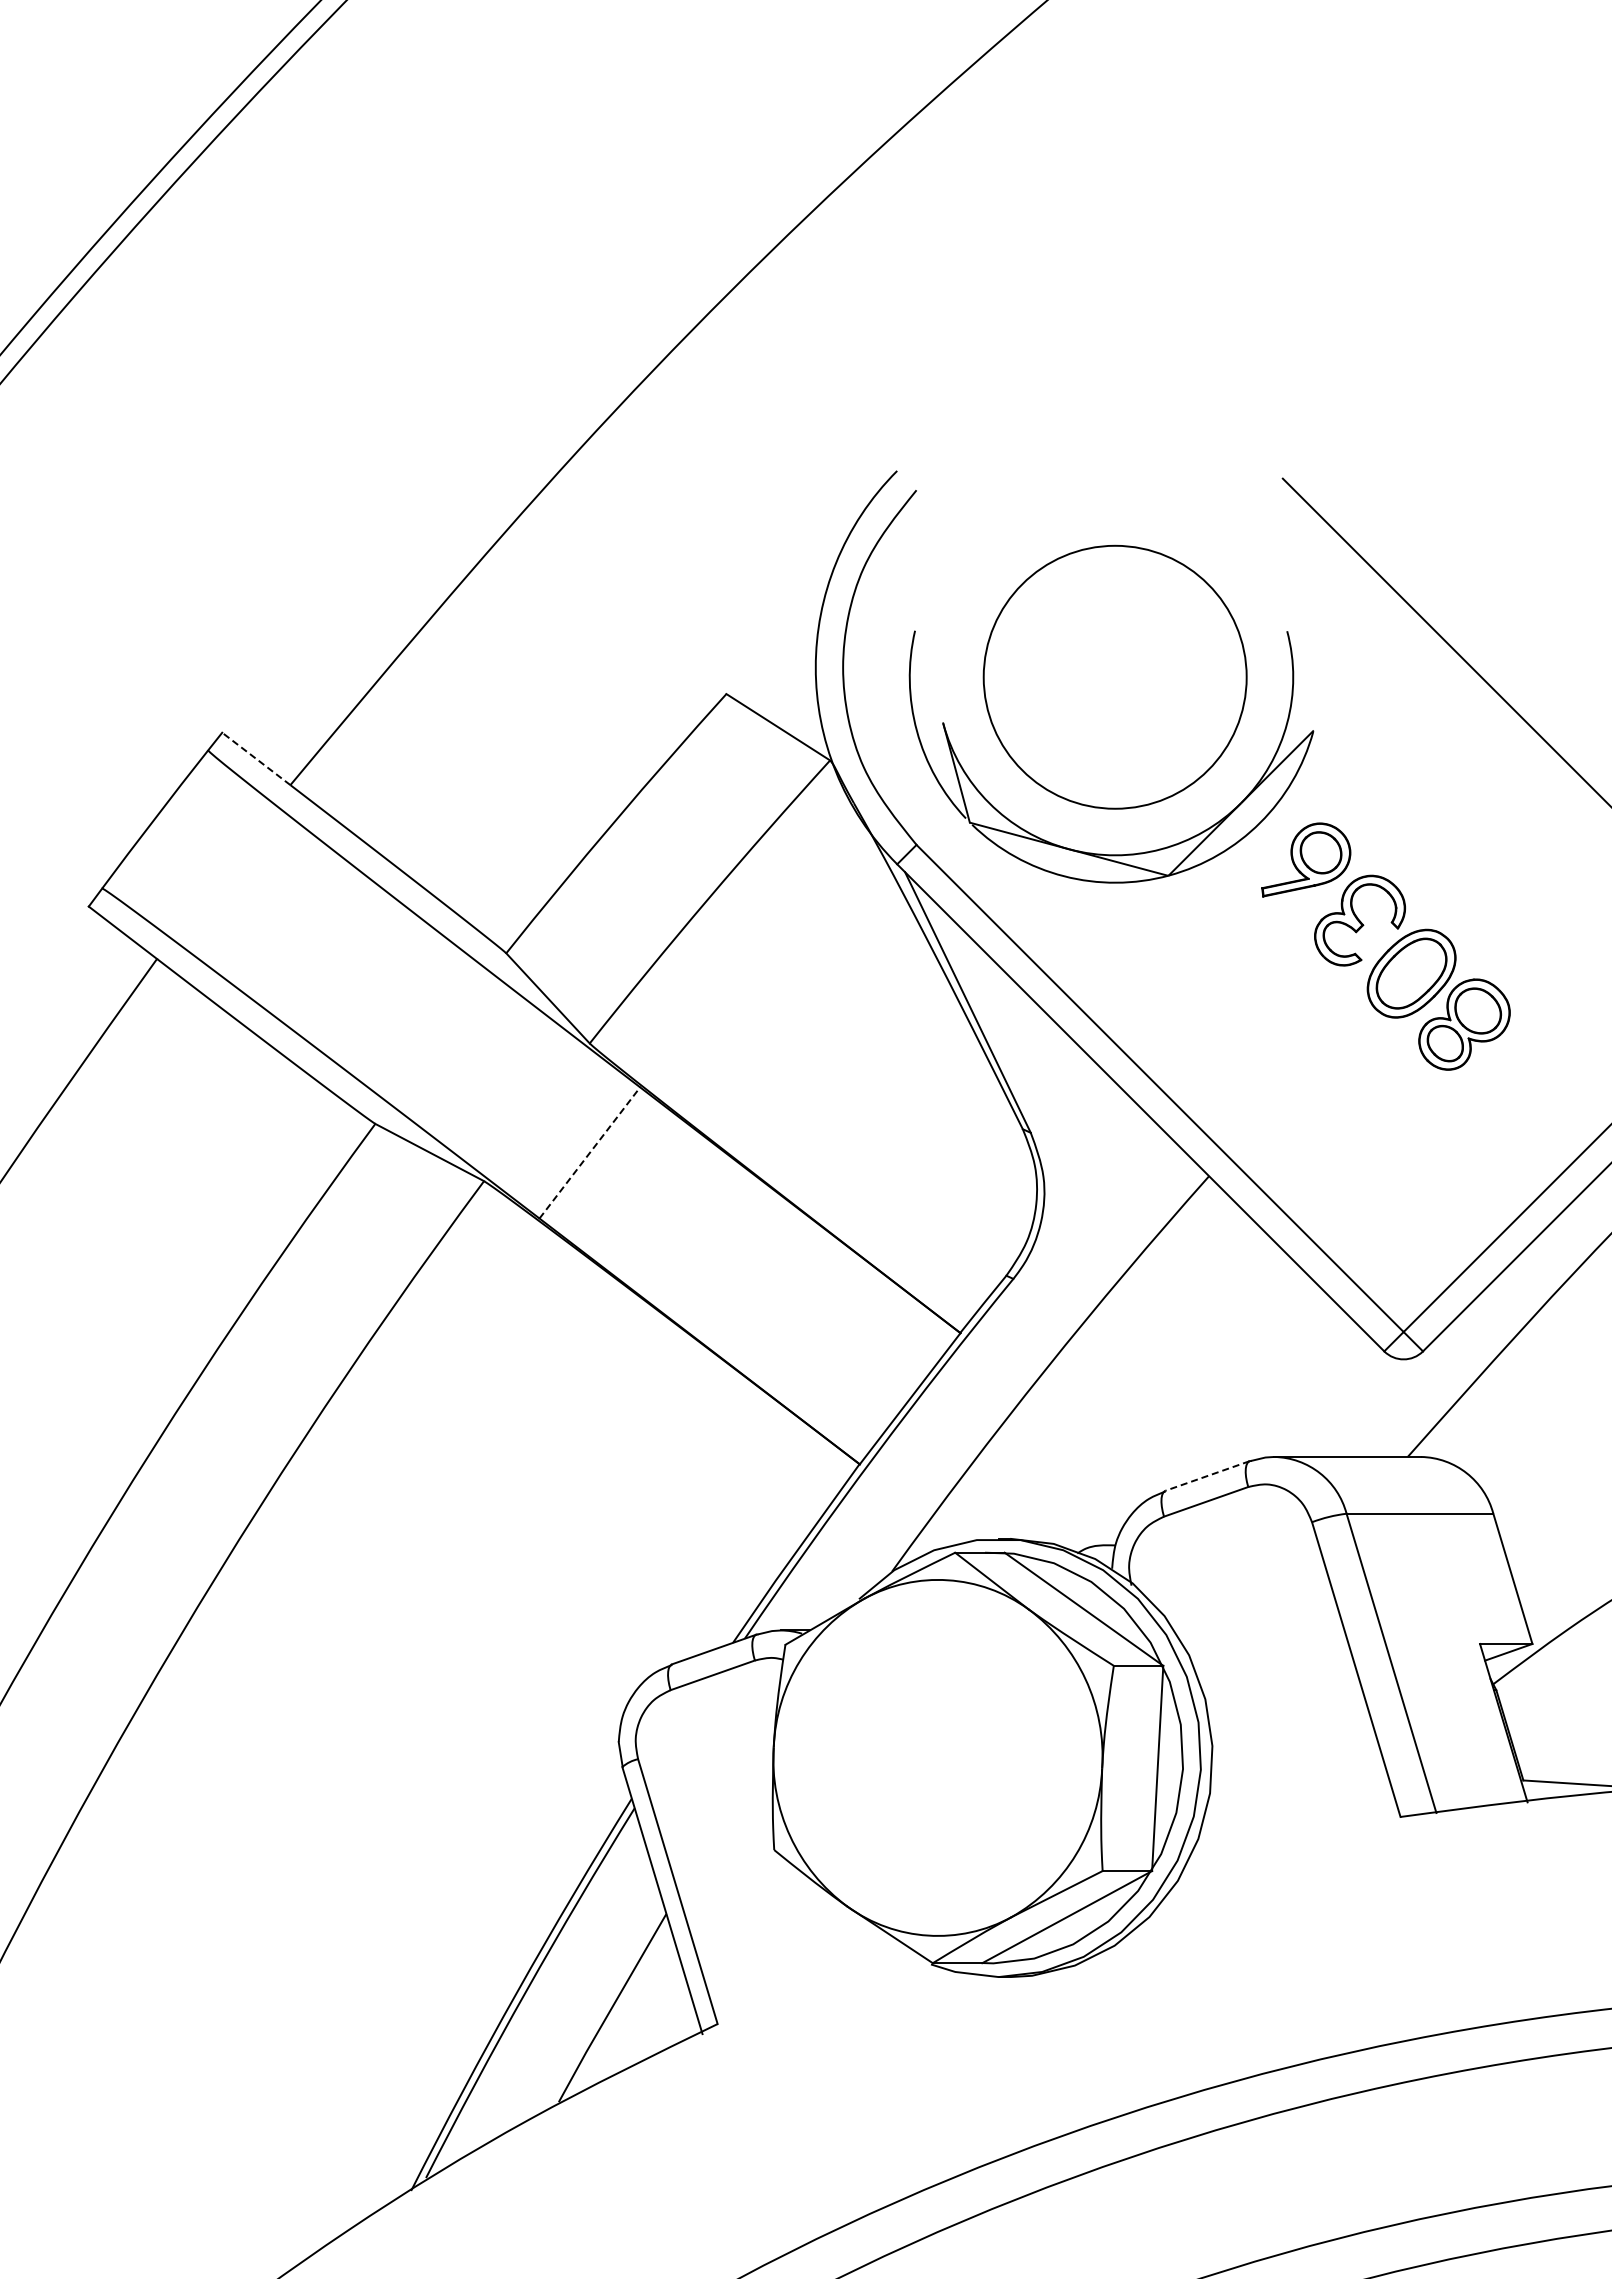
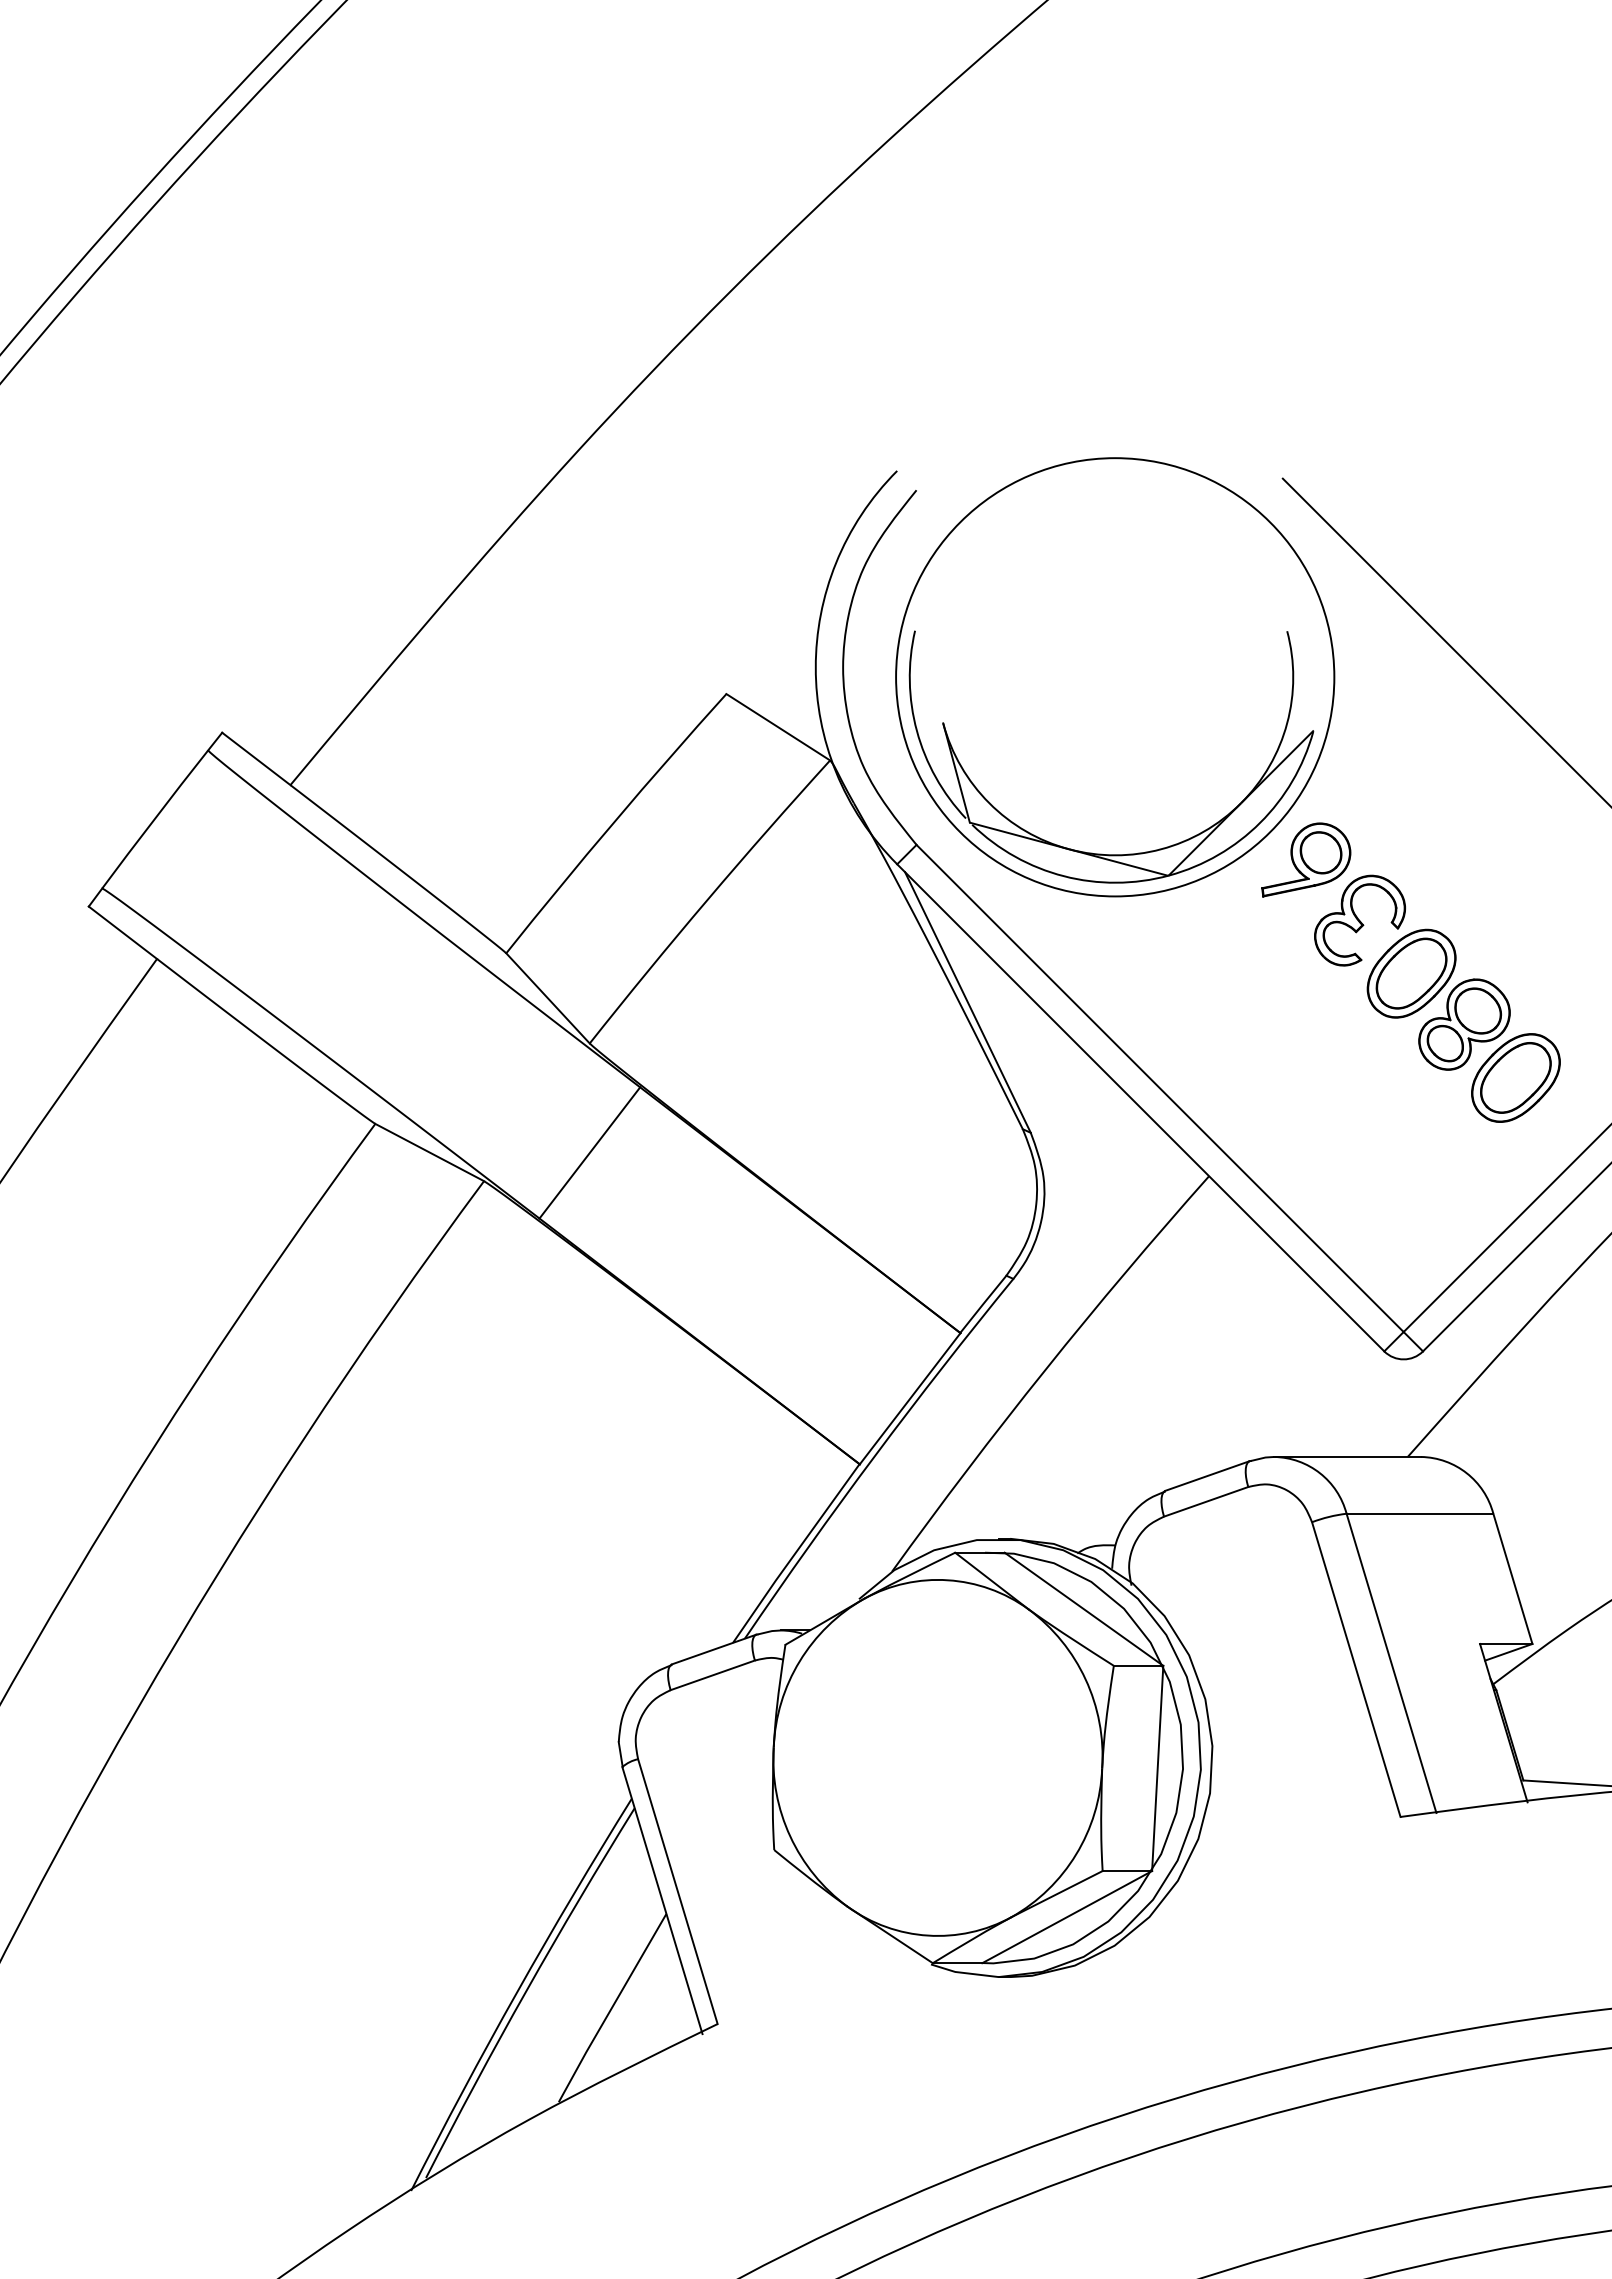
circle diameter: 263 px -> 438 px (1115, 677)
line: dashed -> solid (255, 758)
part: none -> present (1515, 1077)
line: dashed -> solid (589, 1152)
line: dashed -> solid (1207, 1476)
